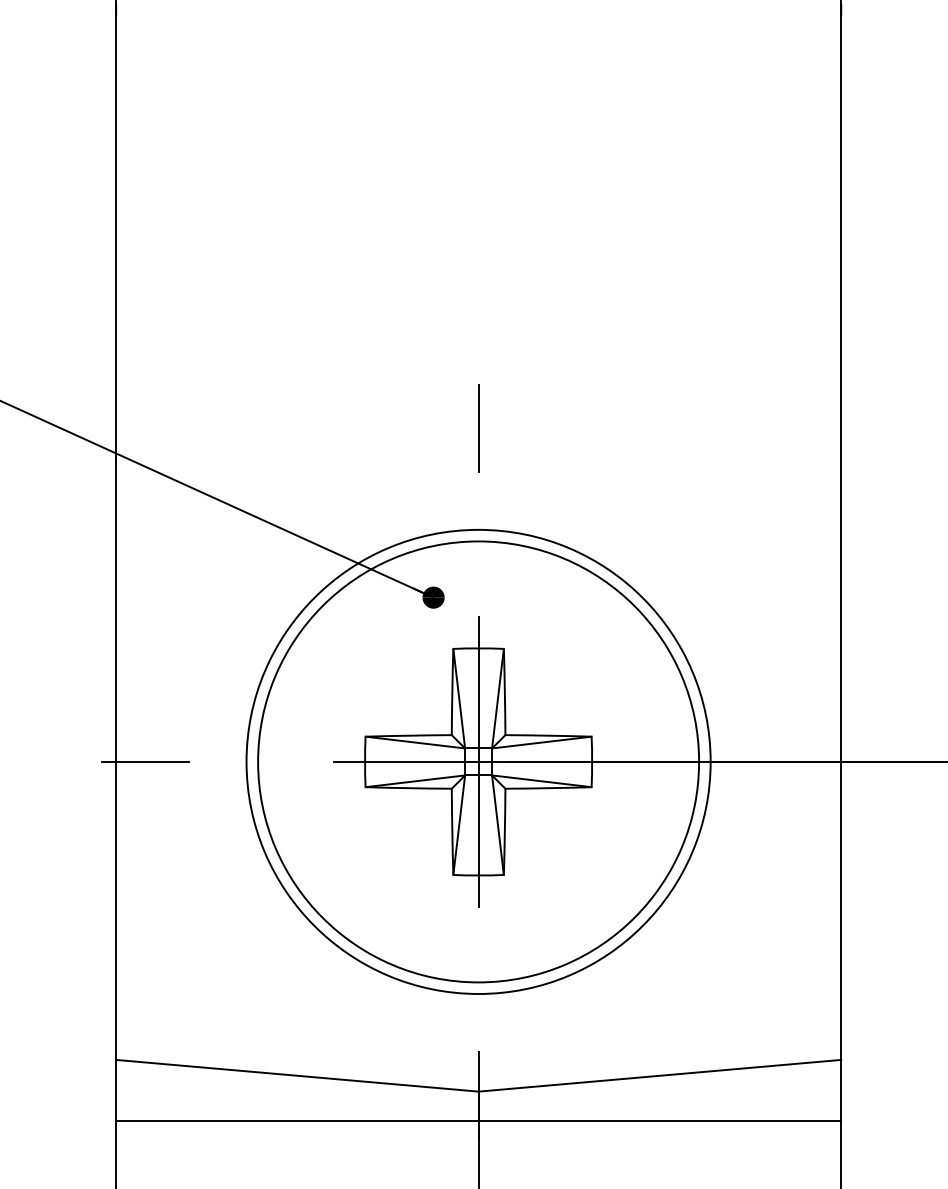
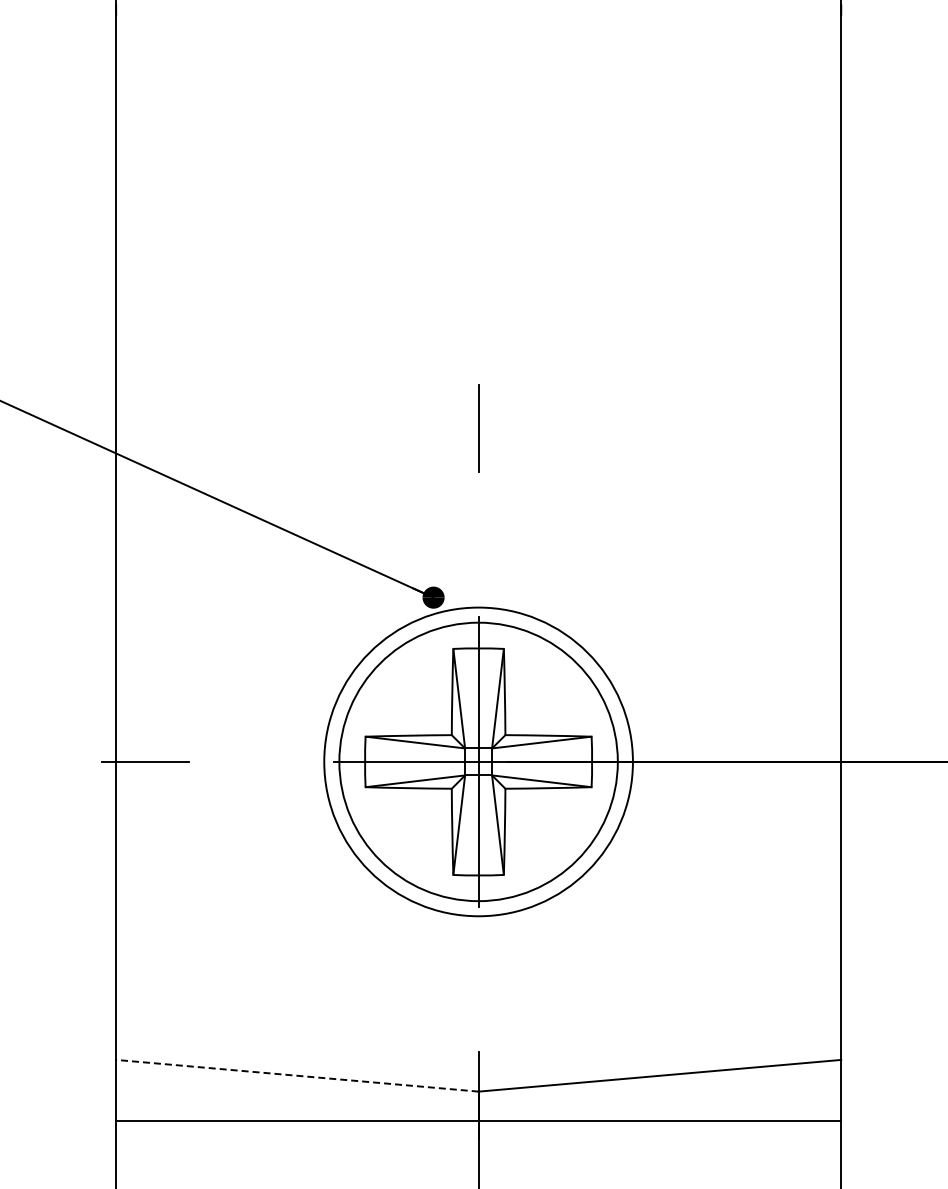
circle diameter: 441 px -> 309 px (478, 761)
circle diameter: 464 px -> 278 px (478, 761)
line: solid -> dashed (297, 1075)
